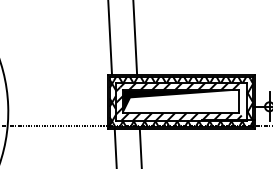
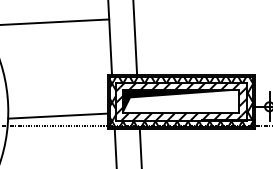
line: none -> present (55, 21)
hatch: none -> present (242, 101)
line: none -> present (57, 115)
